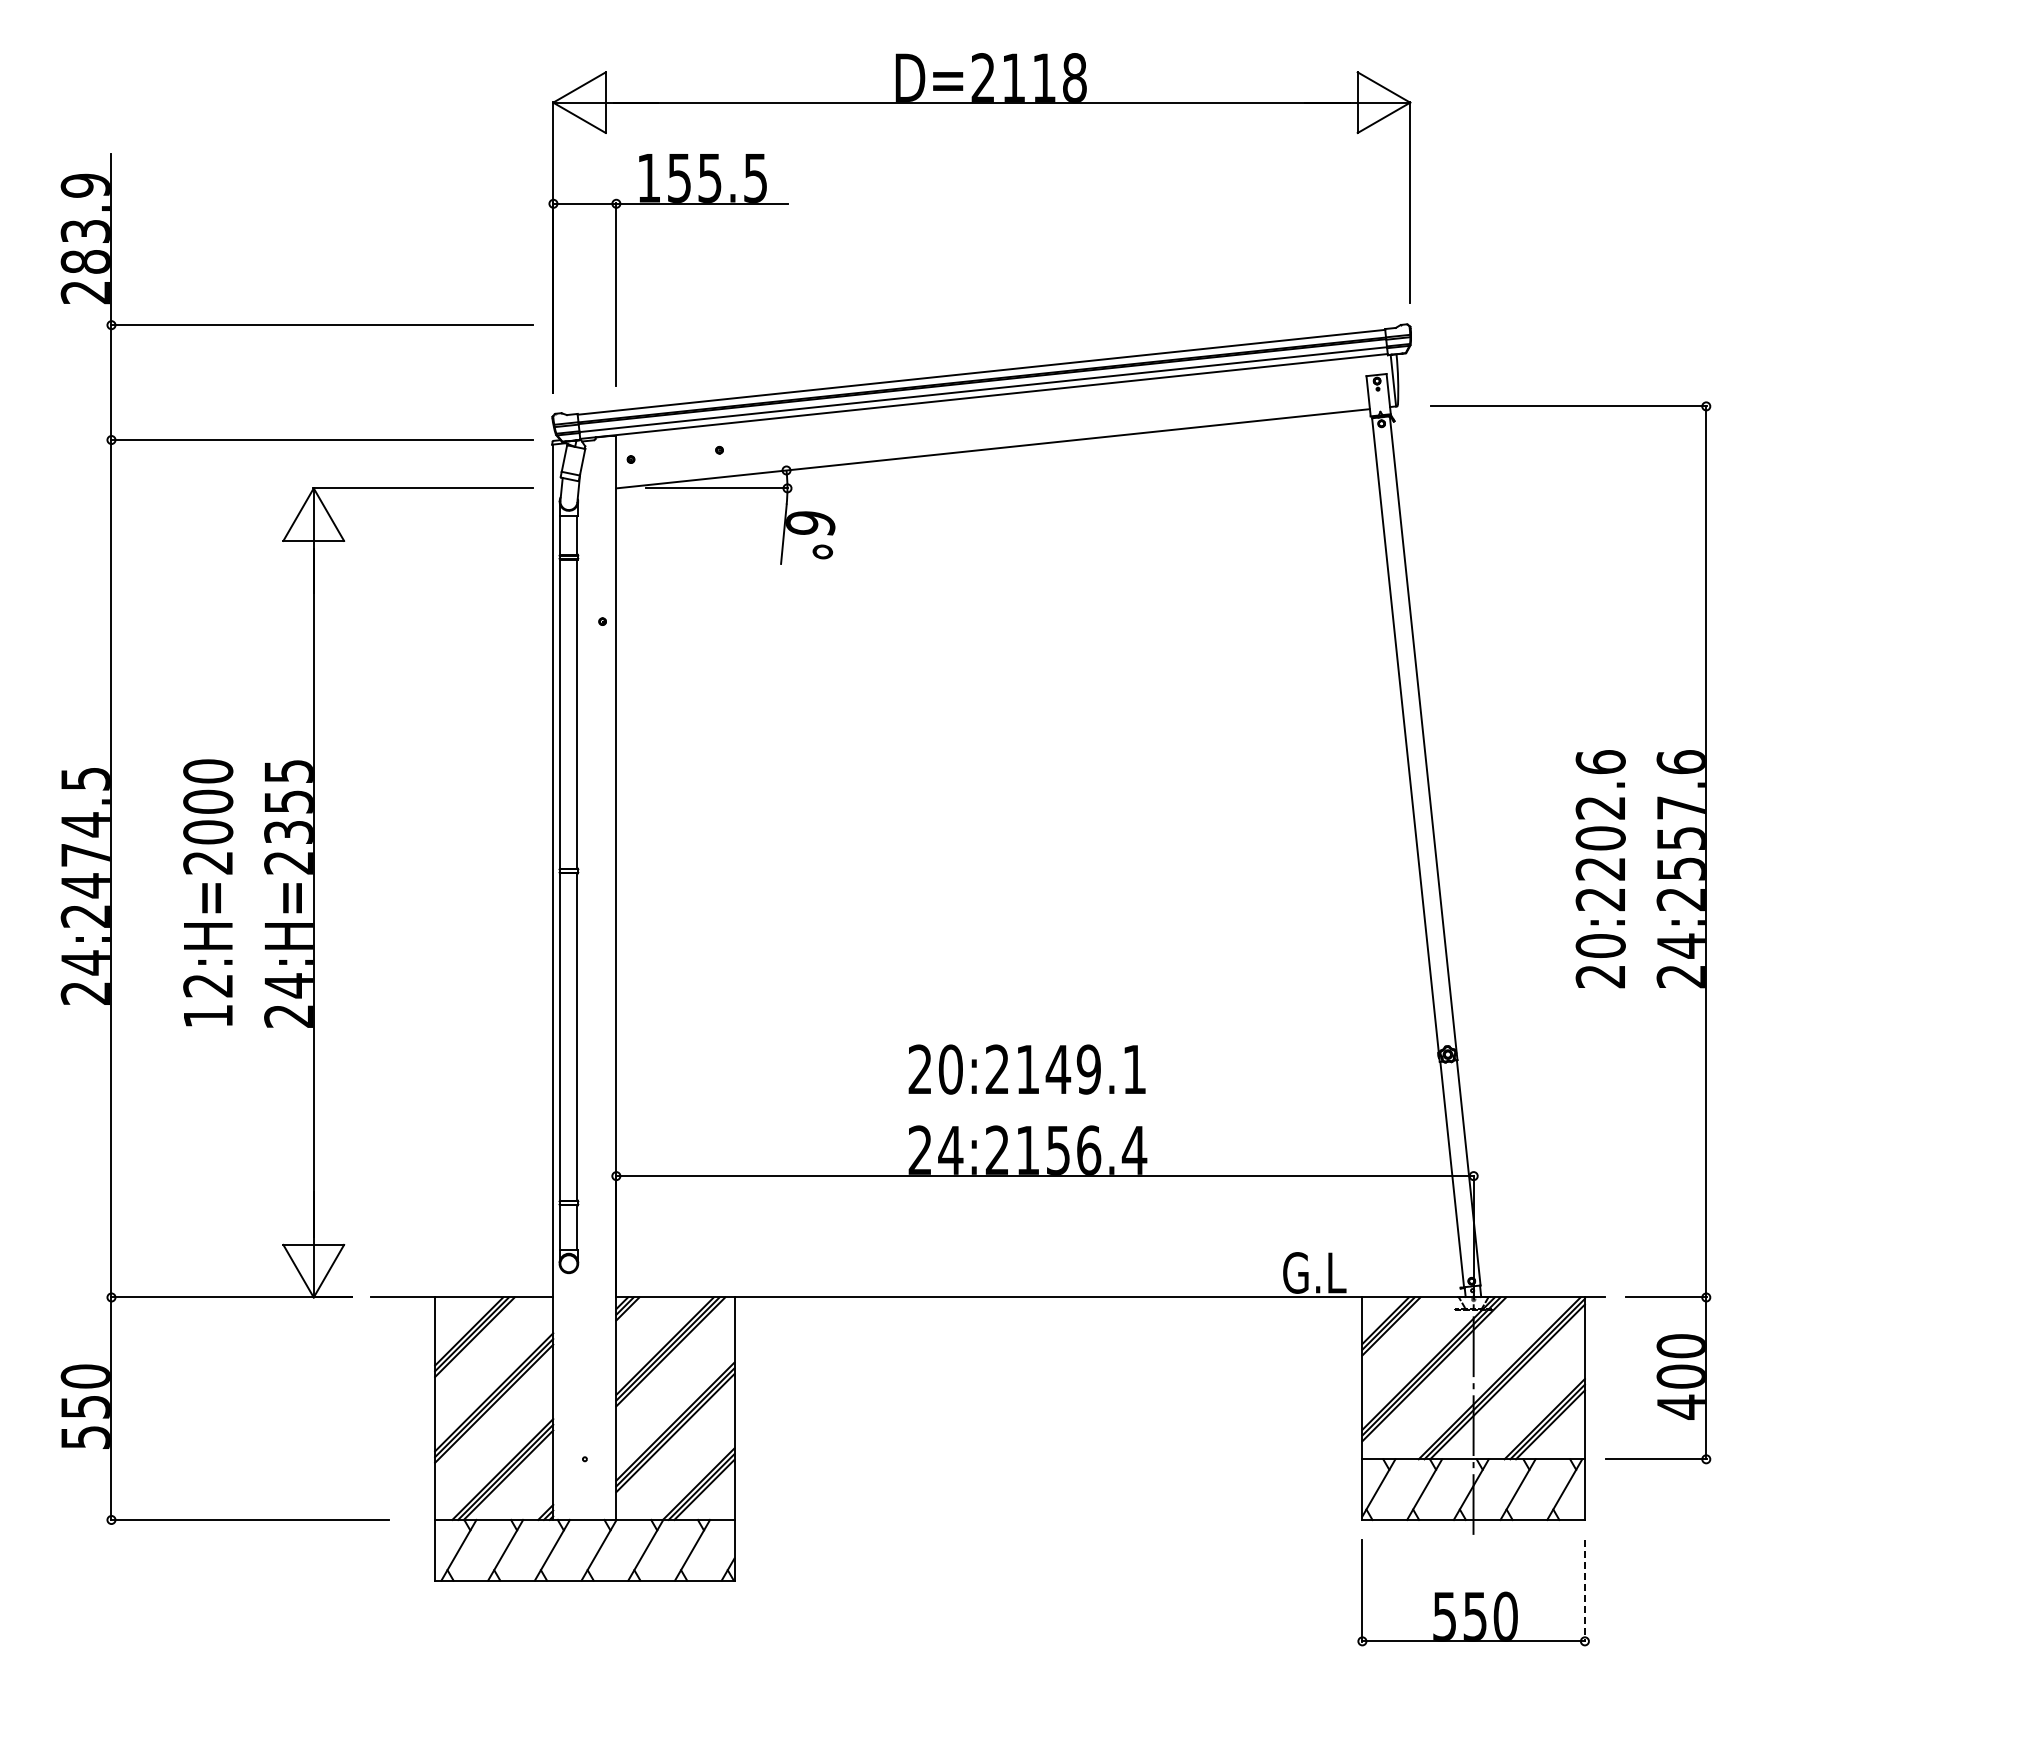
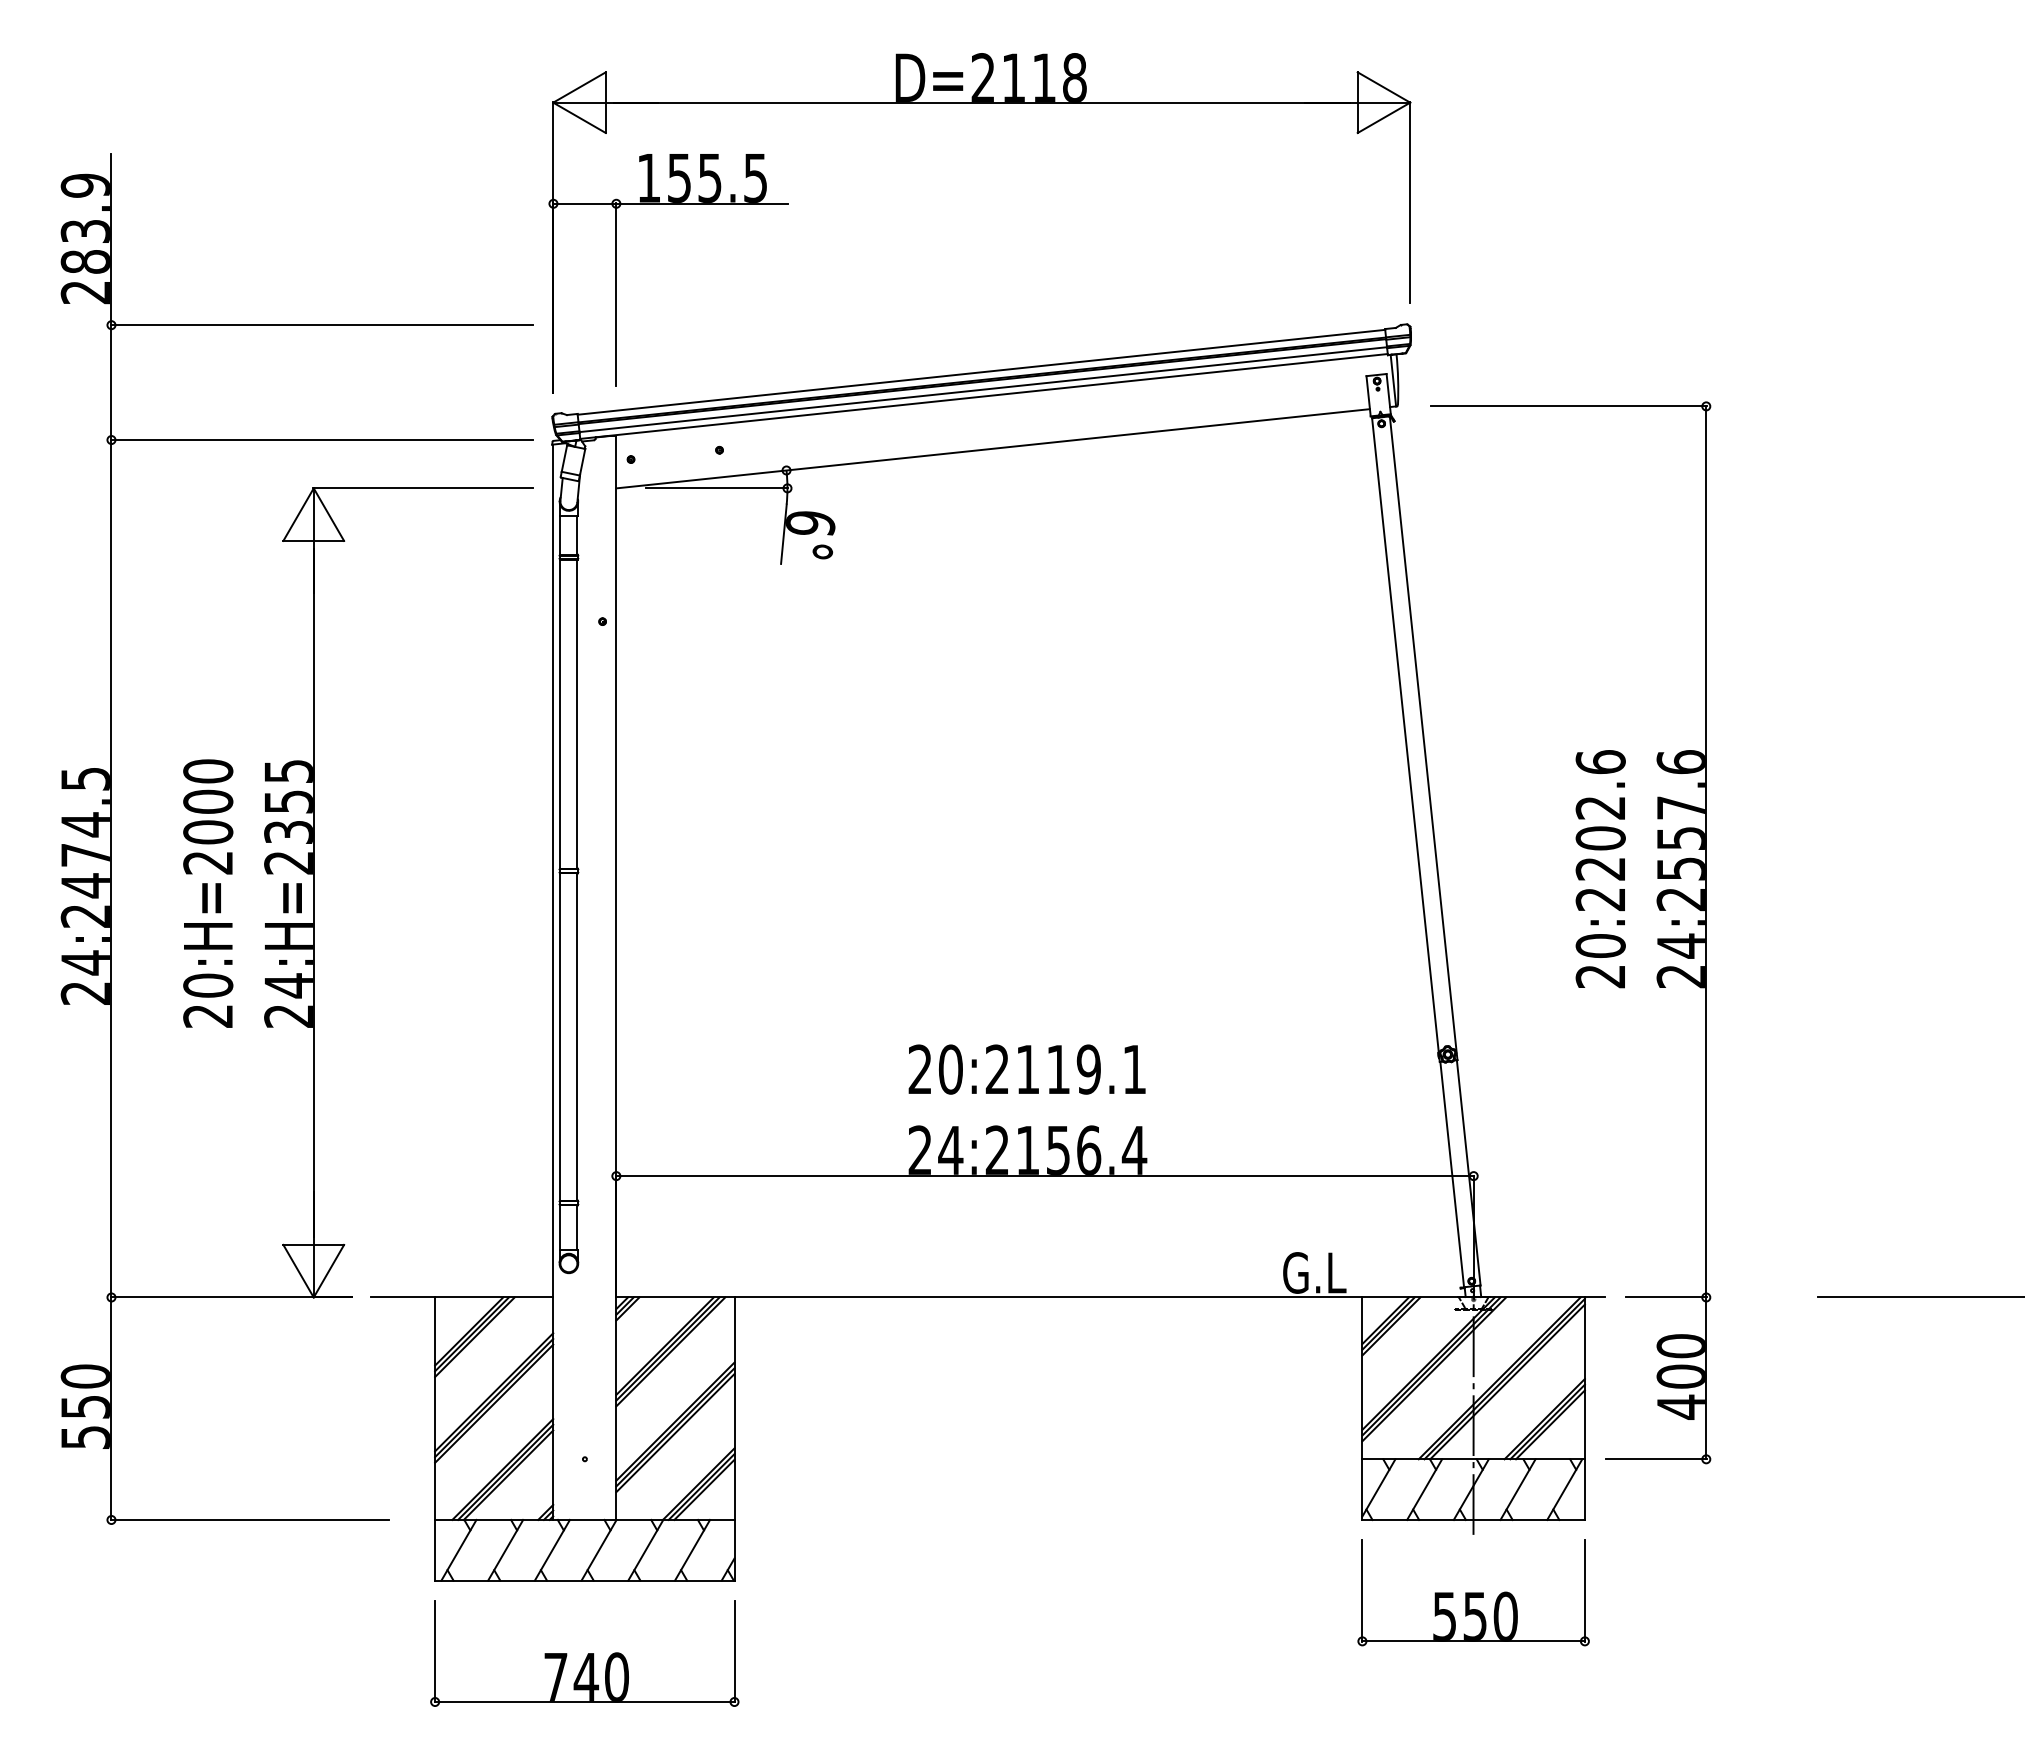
text: 12:H=2000 -> 20:H=2000 (208, 1000)
text: 20:2149.1 -> 20:2119.1 (1058, 1069)
line: none -> present (1919, 1297)
line: dashed -> solid (1584, 1590)
part: none -> present (584, 1653)
